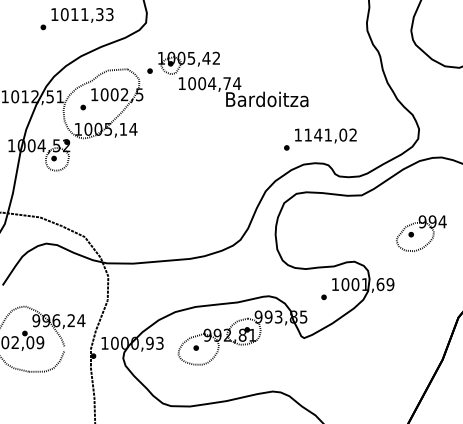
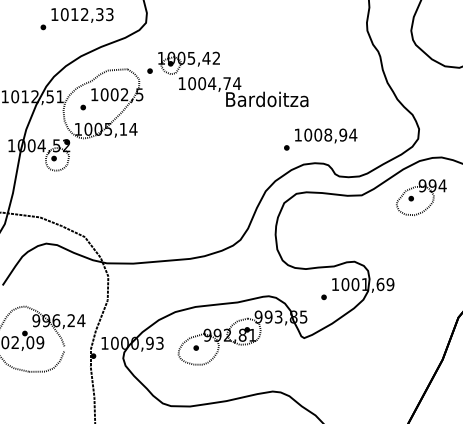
text: 1011,33 -> 1012,33 (84, 14)
text: 1141,02 -> 1008,94 (330, 134)
part position: (421, 233) -> (421, 197) (421, 197)
